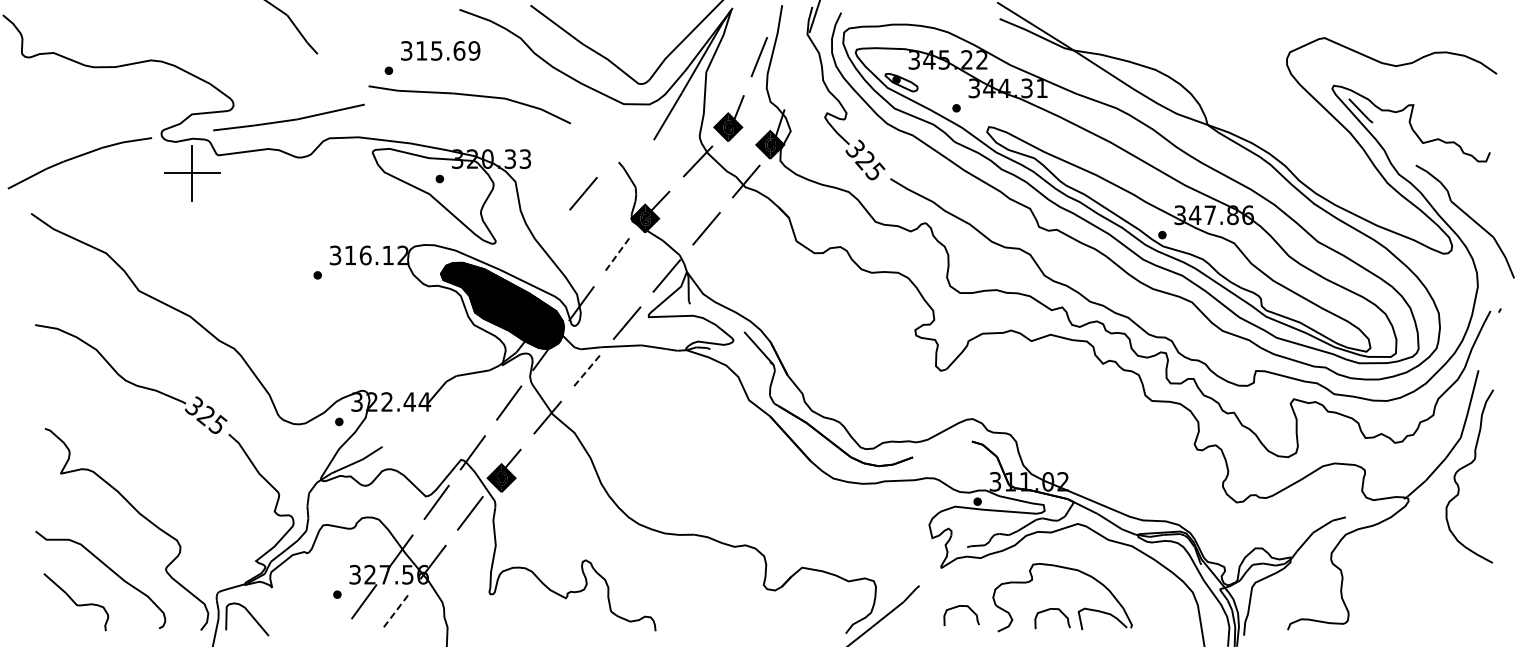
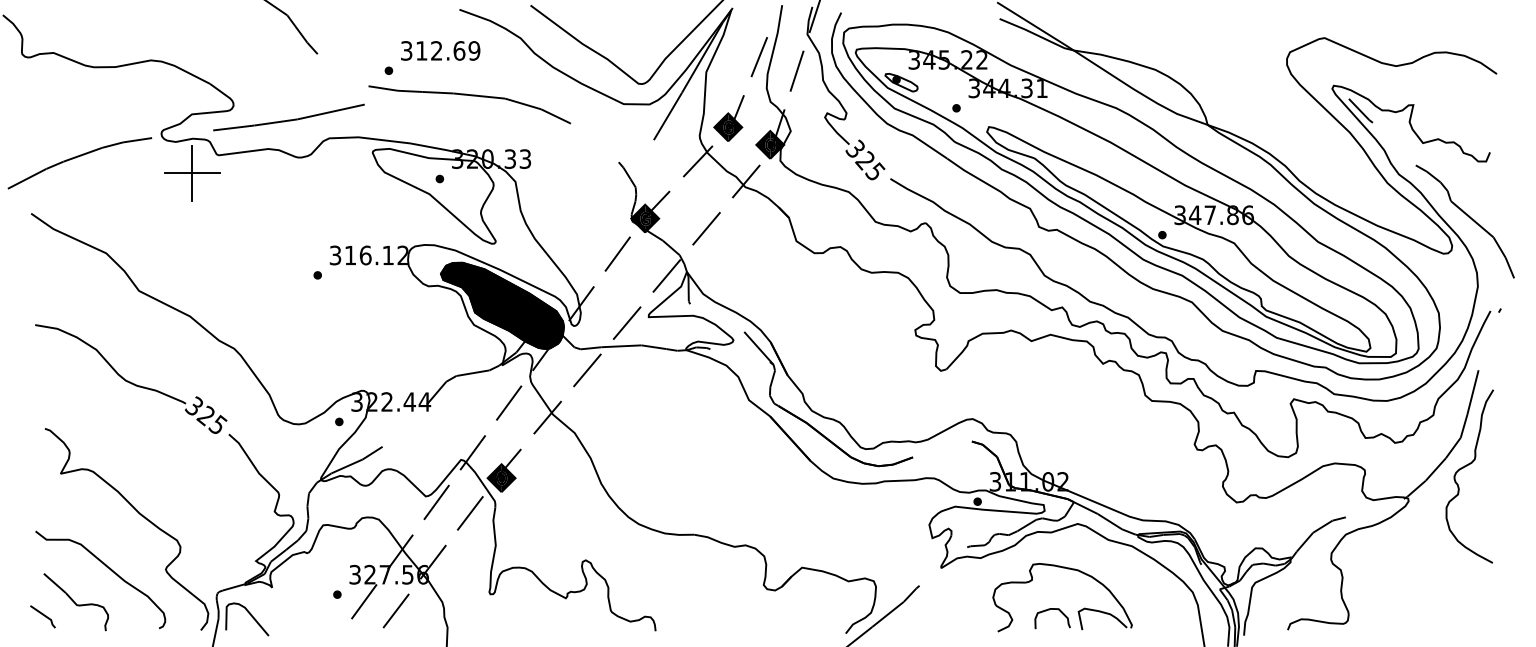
text: 315.69 -> 312.69 (436, 50)
line: none -> present (796, 70)
line: present -> none (583, 193)
line: dashed -> solid (618, 253)
line: dashed -> solid (587, 370)
curve: present -> none (958, 607)
line: dashed -> solid (396, 610)
line: none -> present (42, 615)
